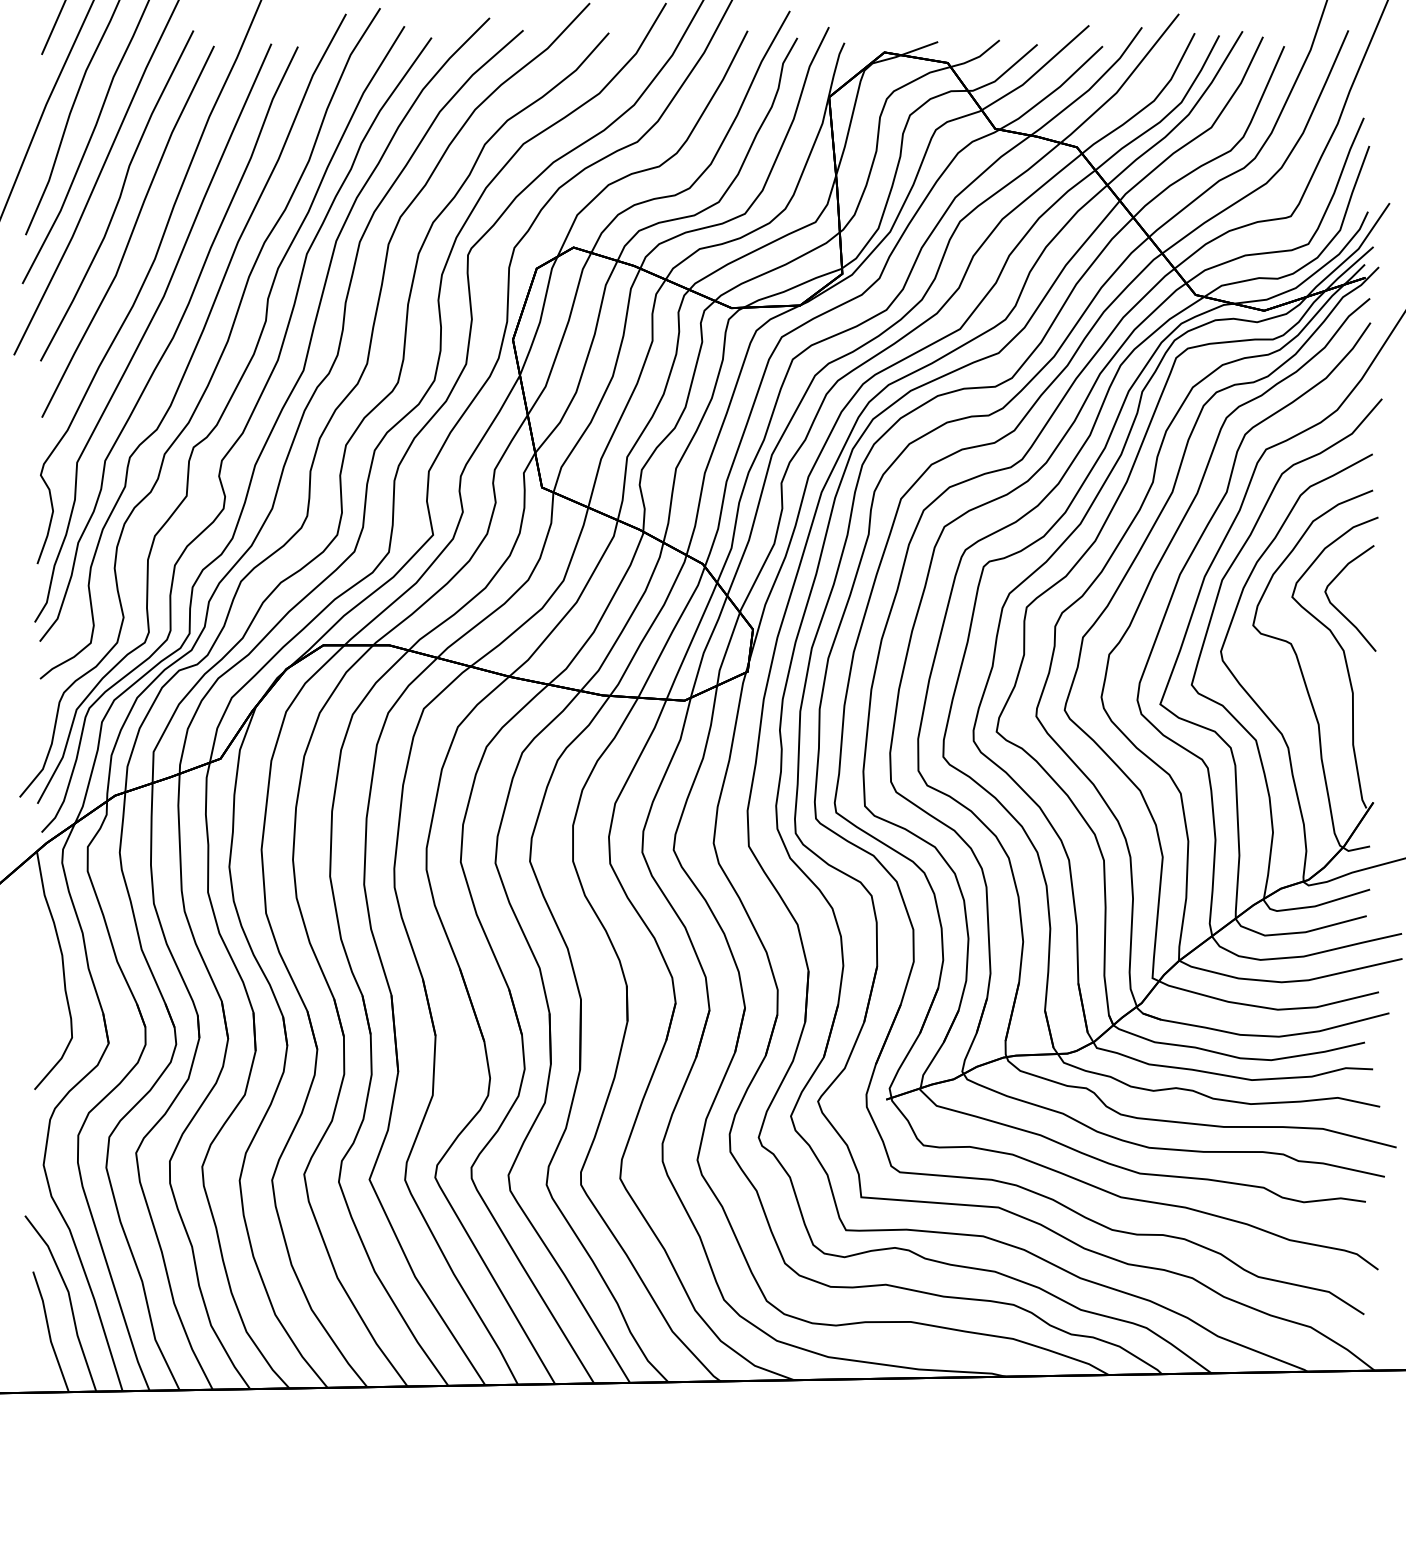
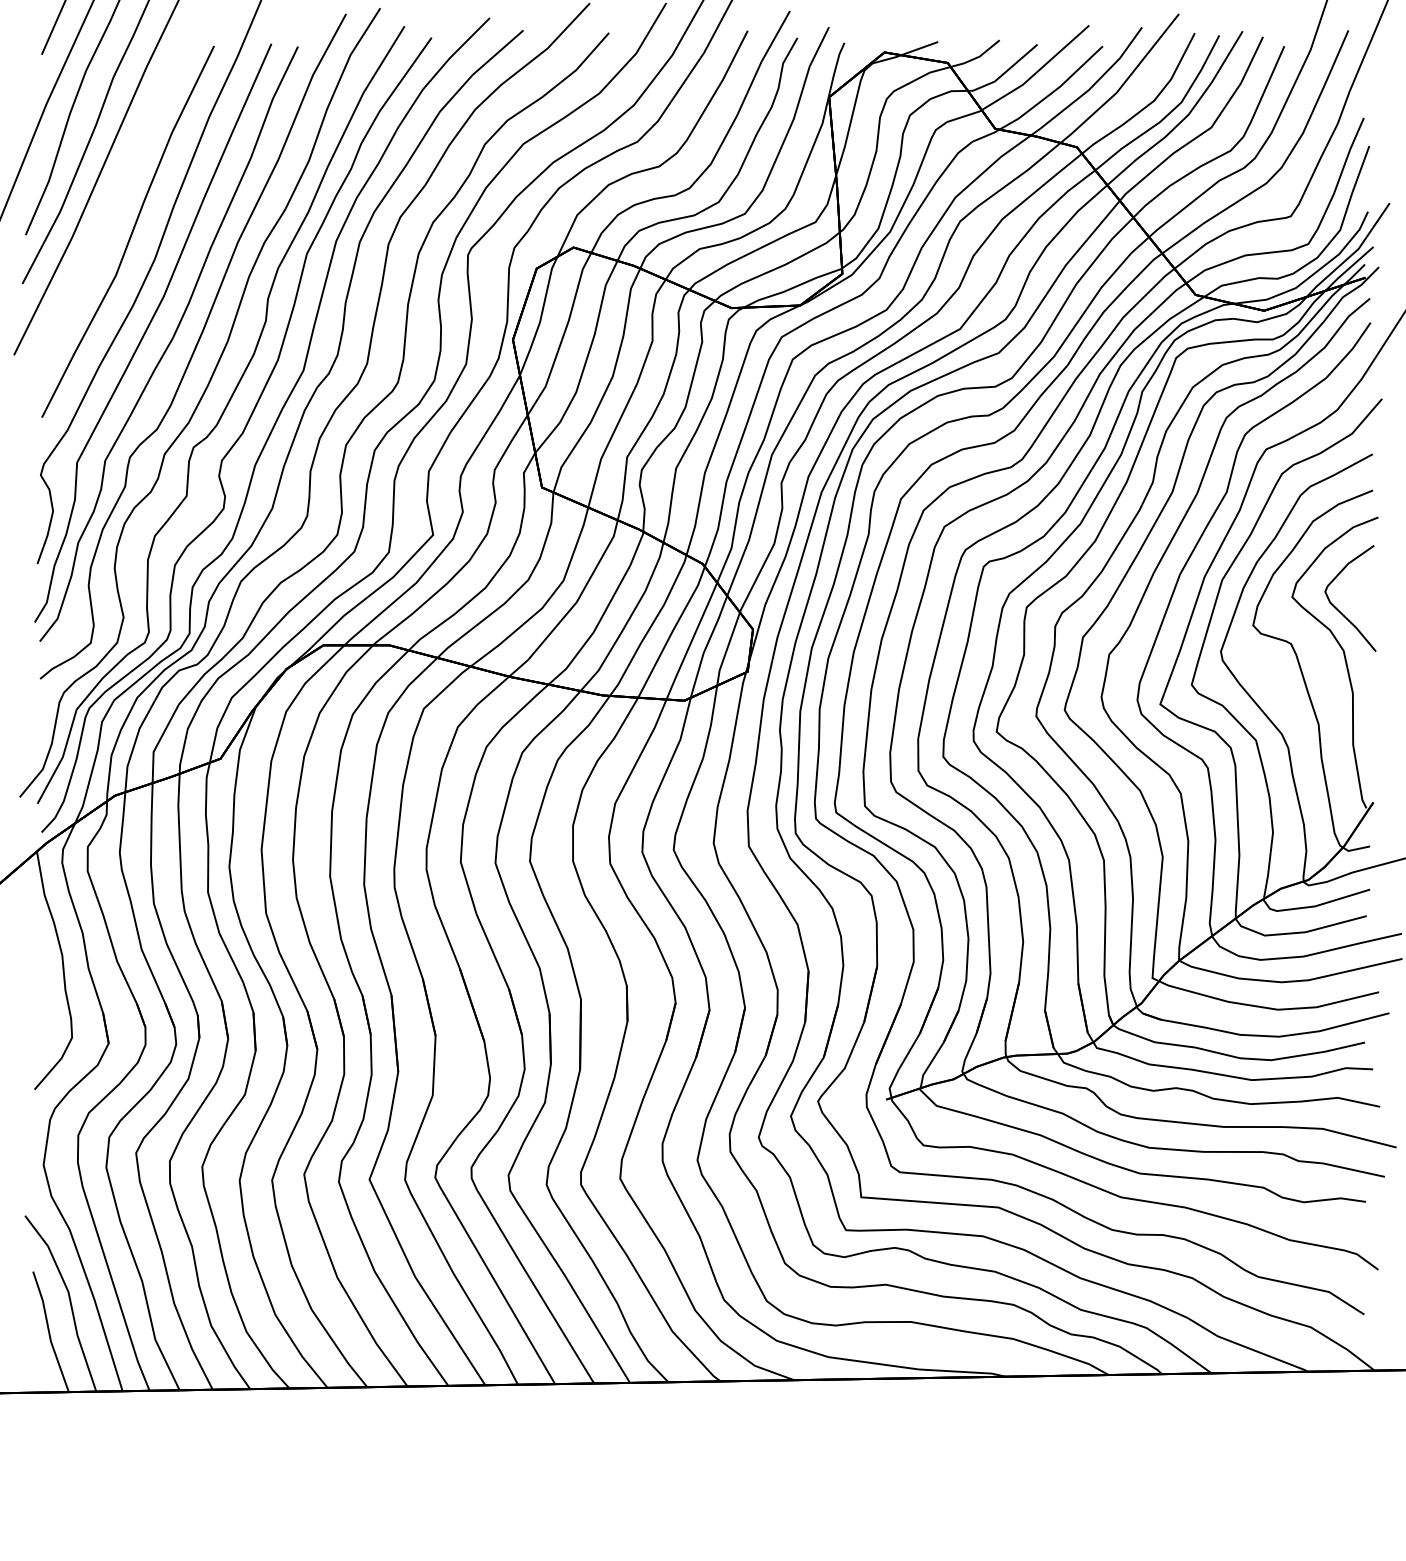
curve: present -> none (119, 195)
